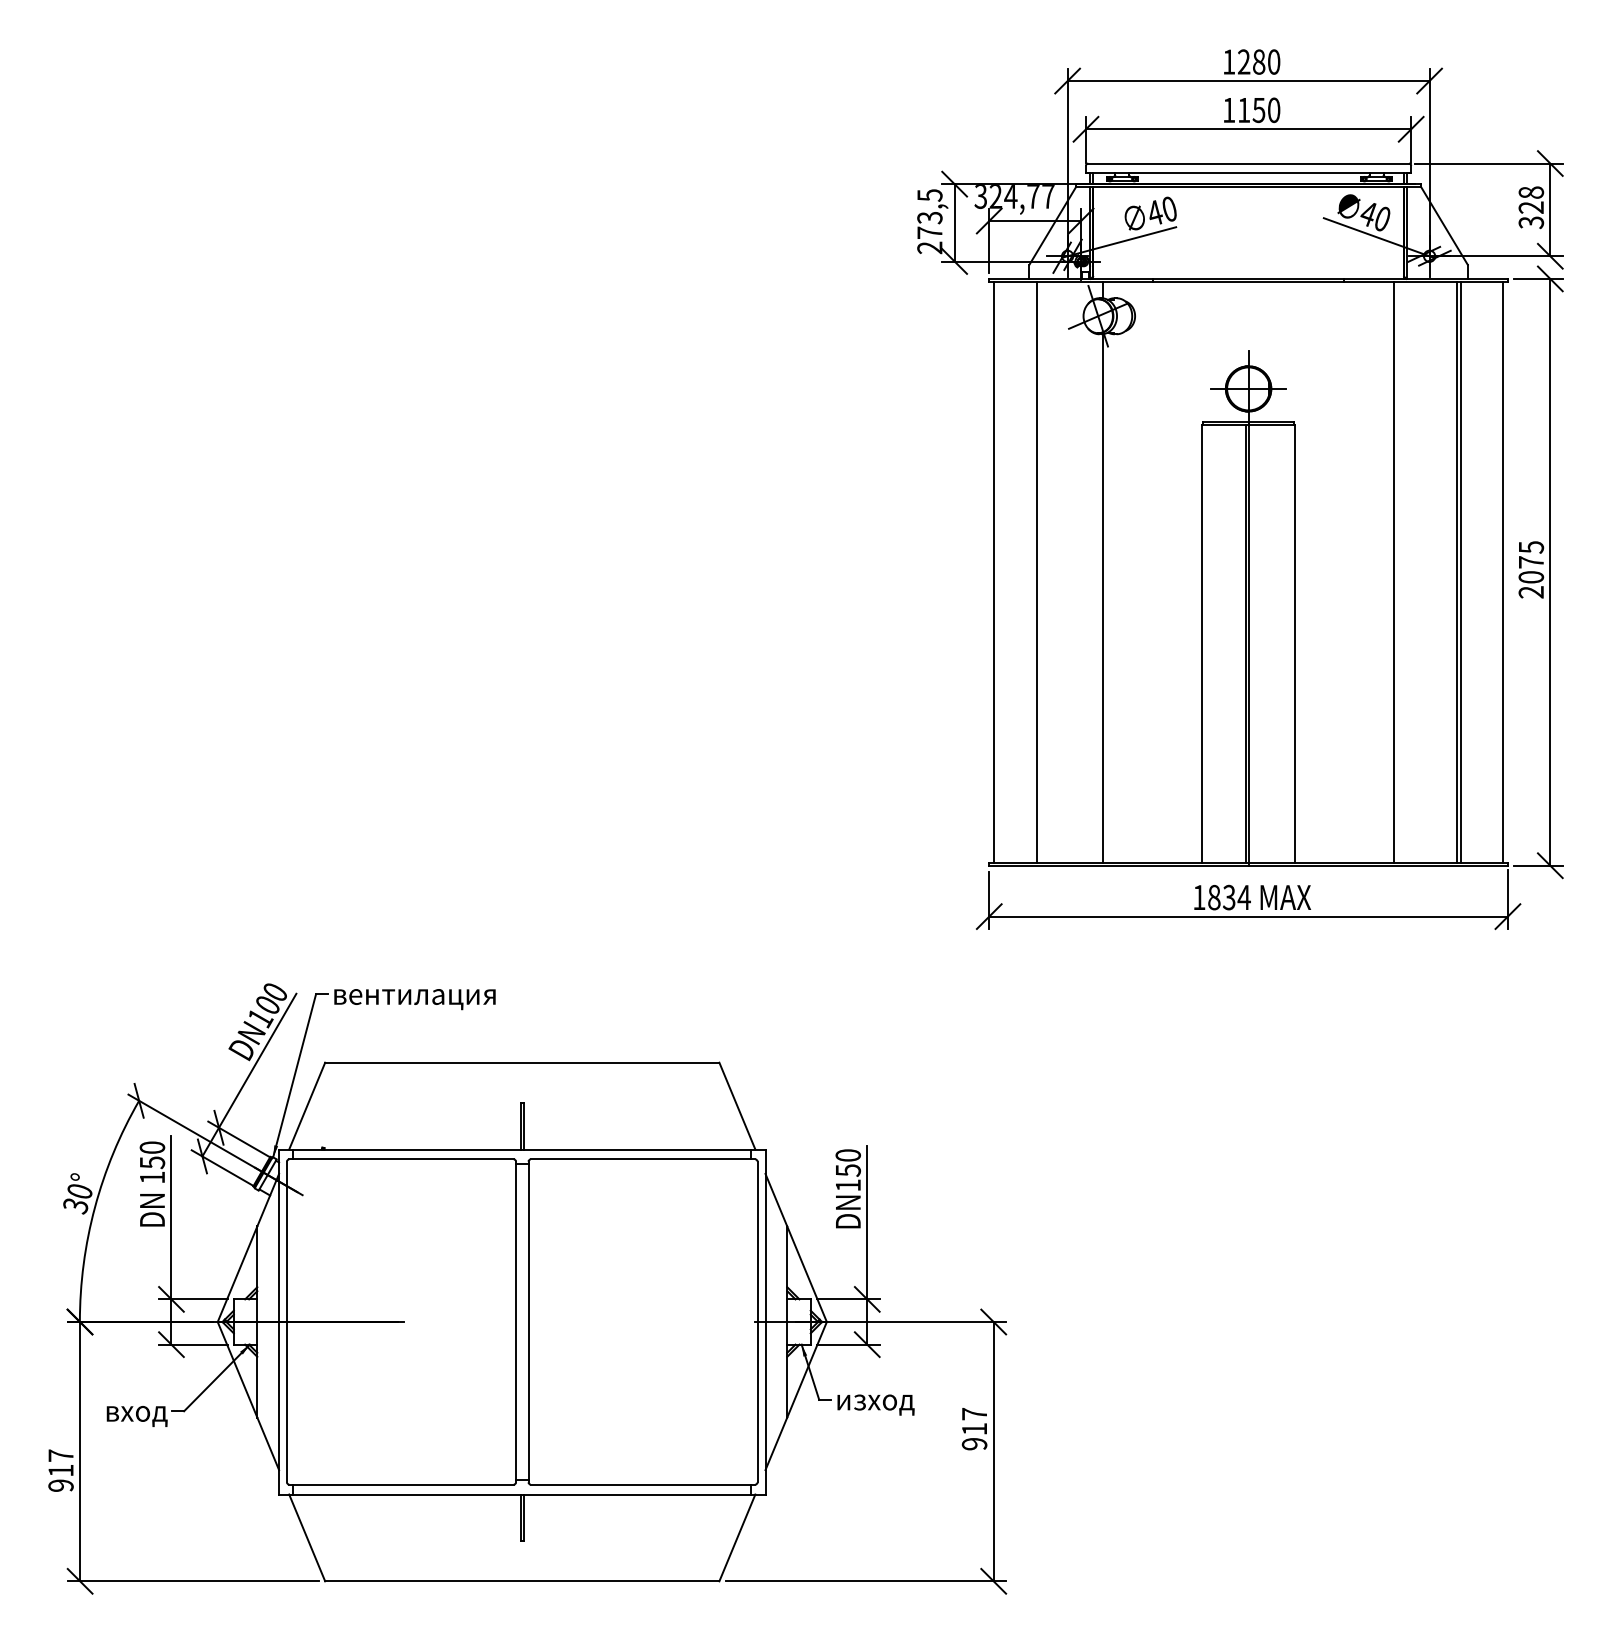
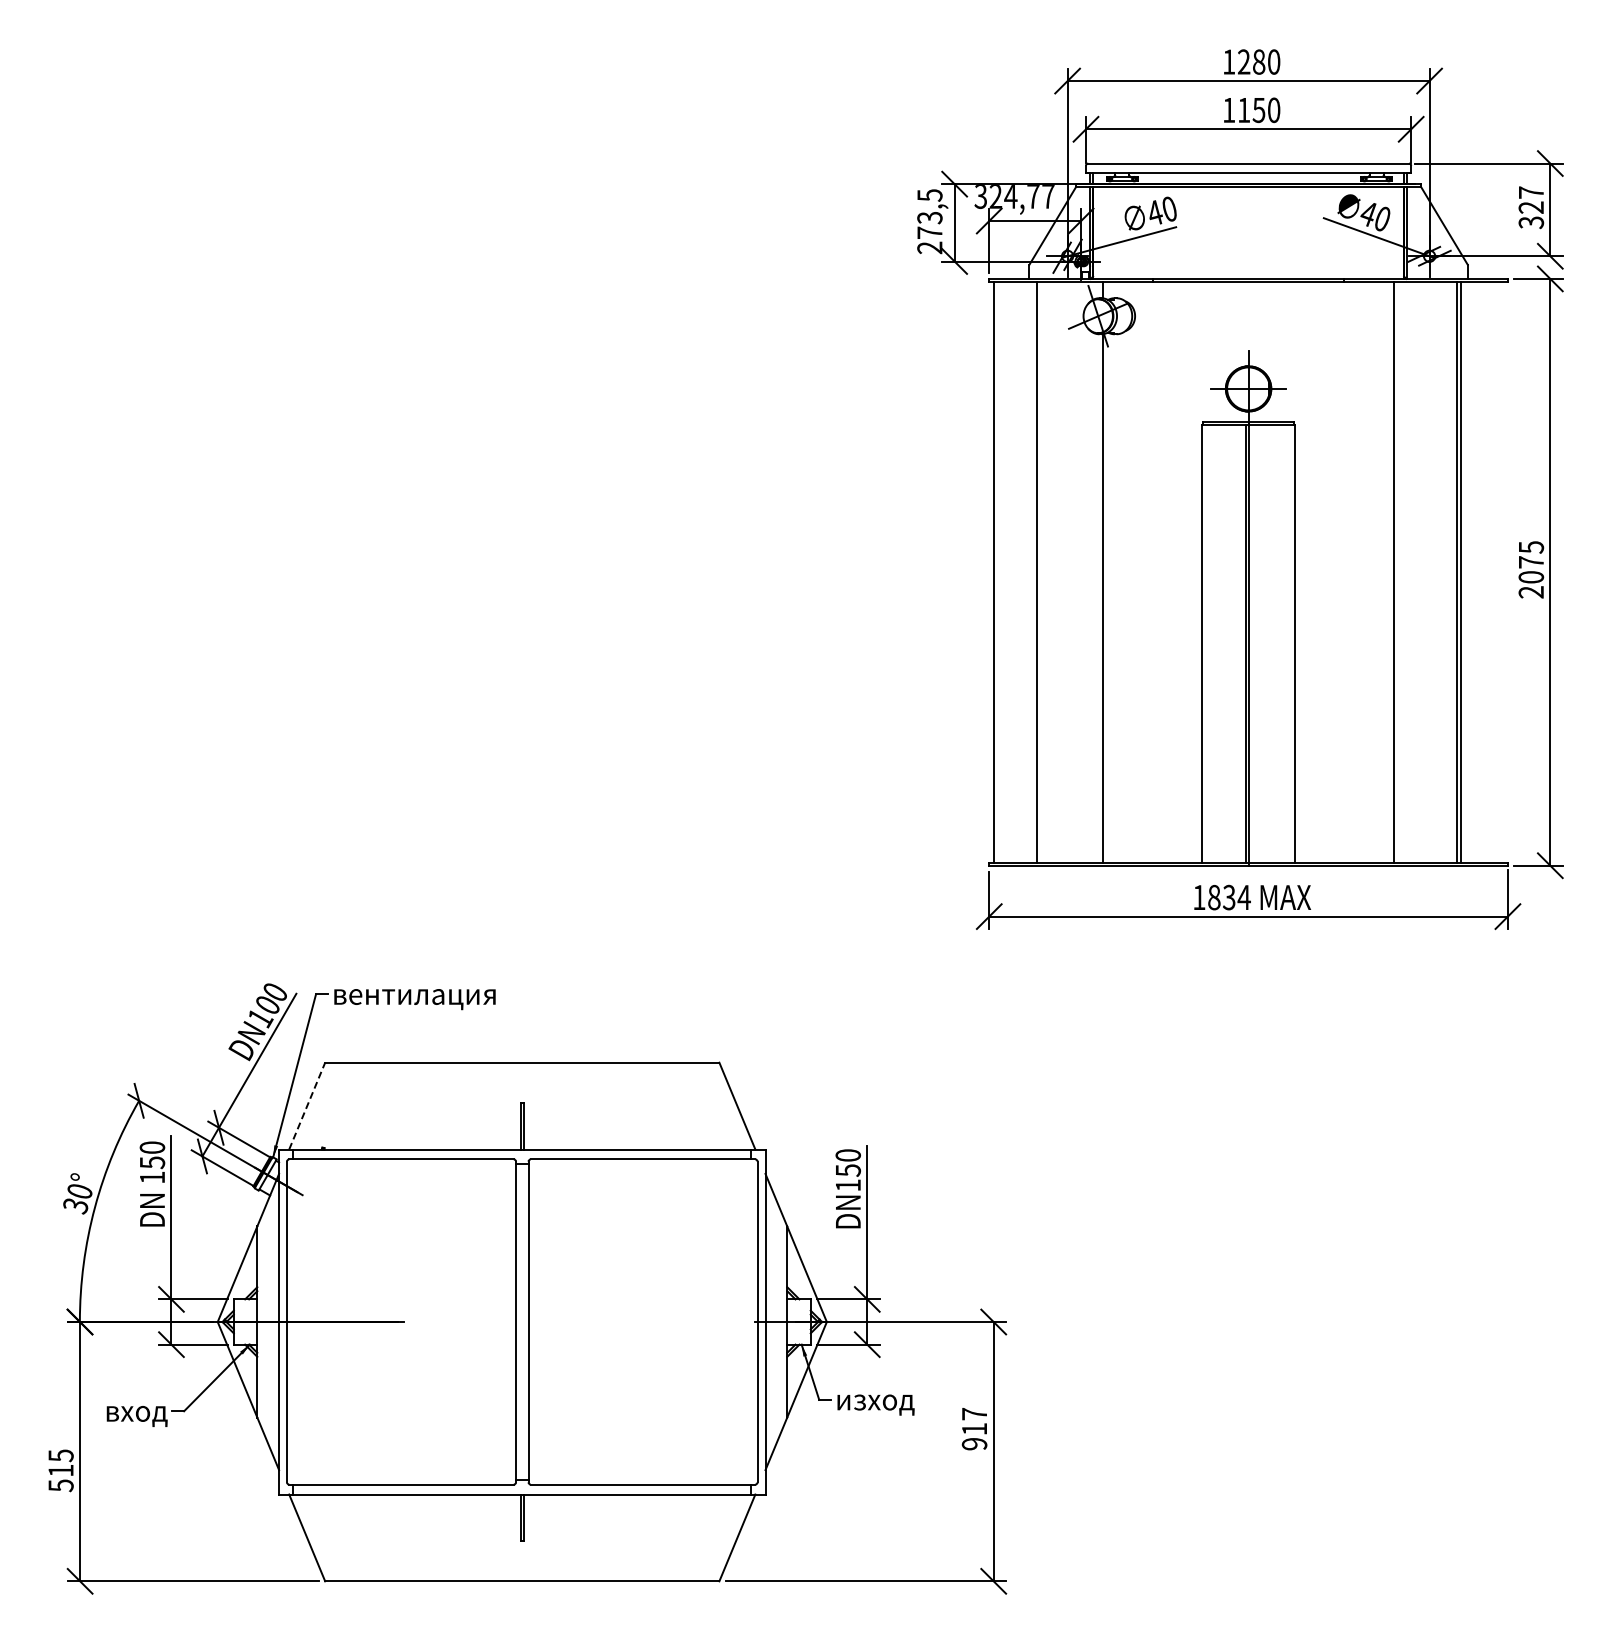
text: 328 -> 327 (1531, 192)
line: present -> none (1503, 572)
line: solid -> dashed (307, 1106)
text: 917 -> 515 (60, 1470)
